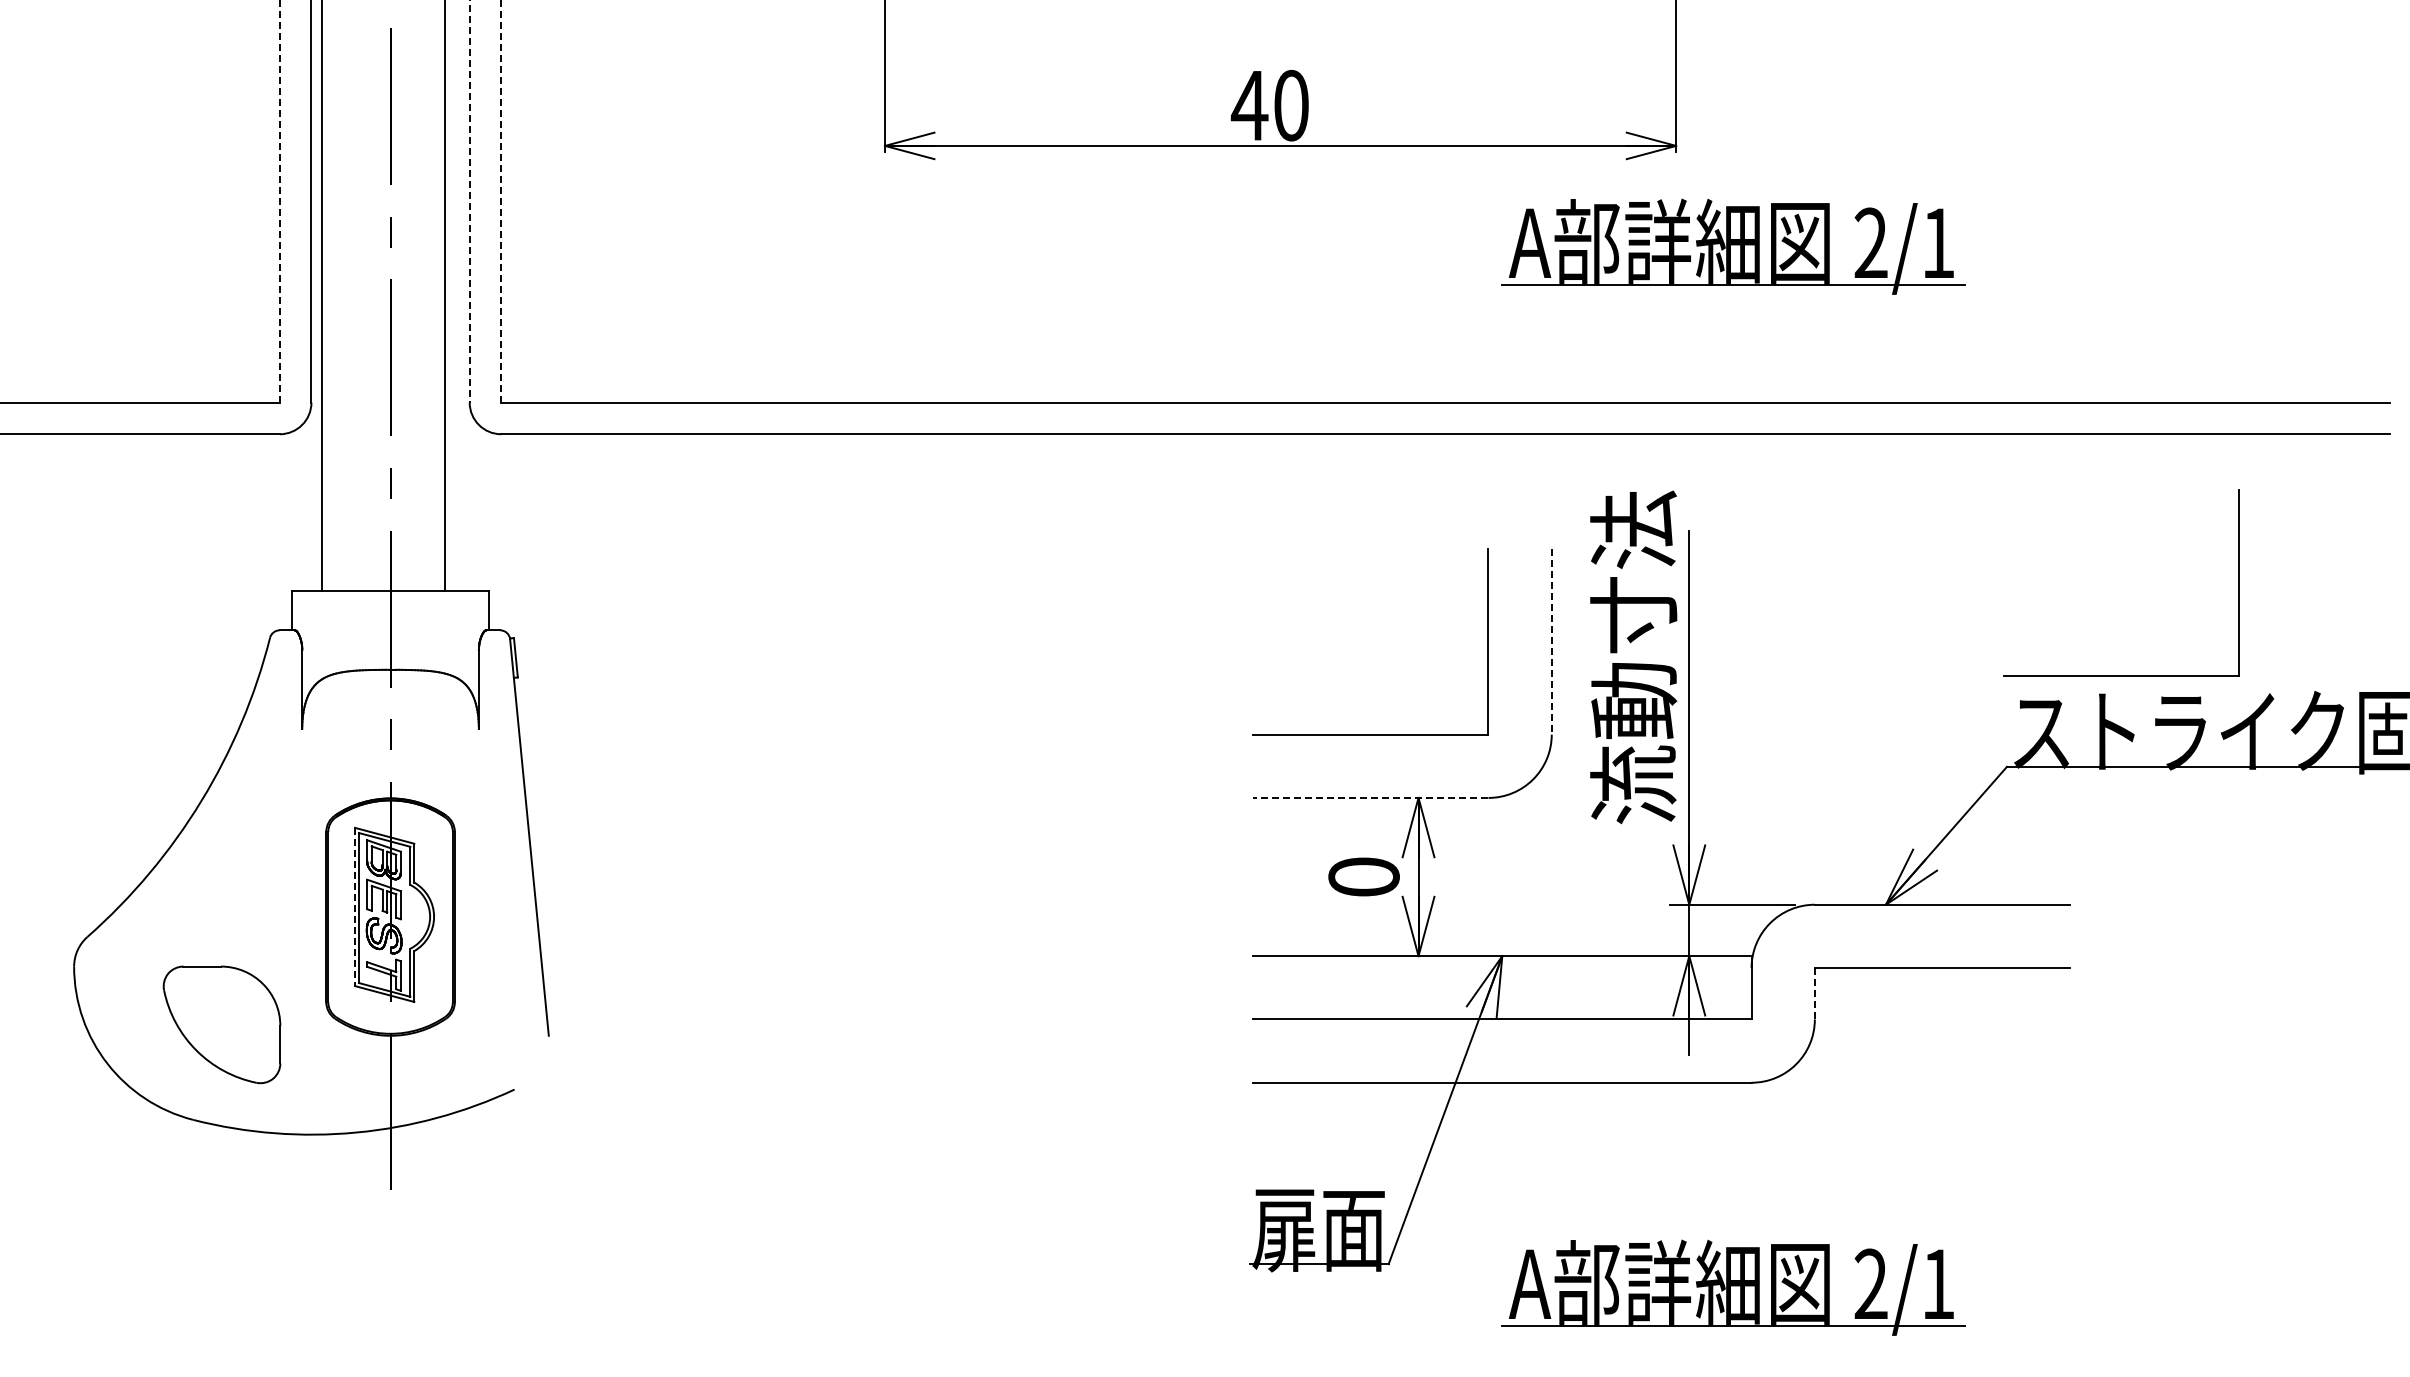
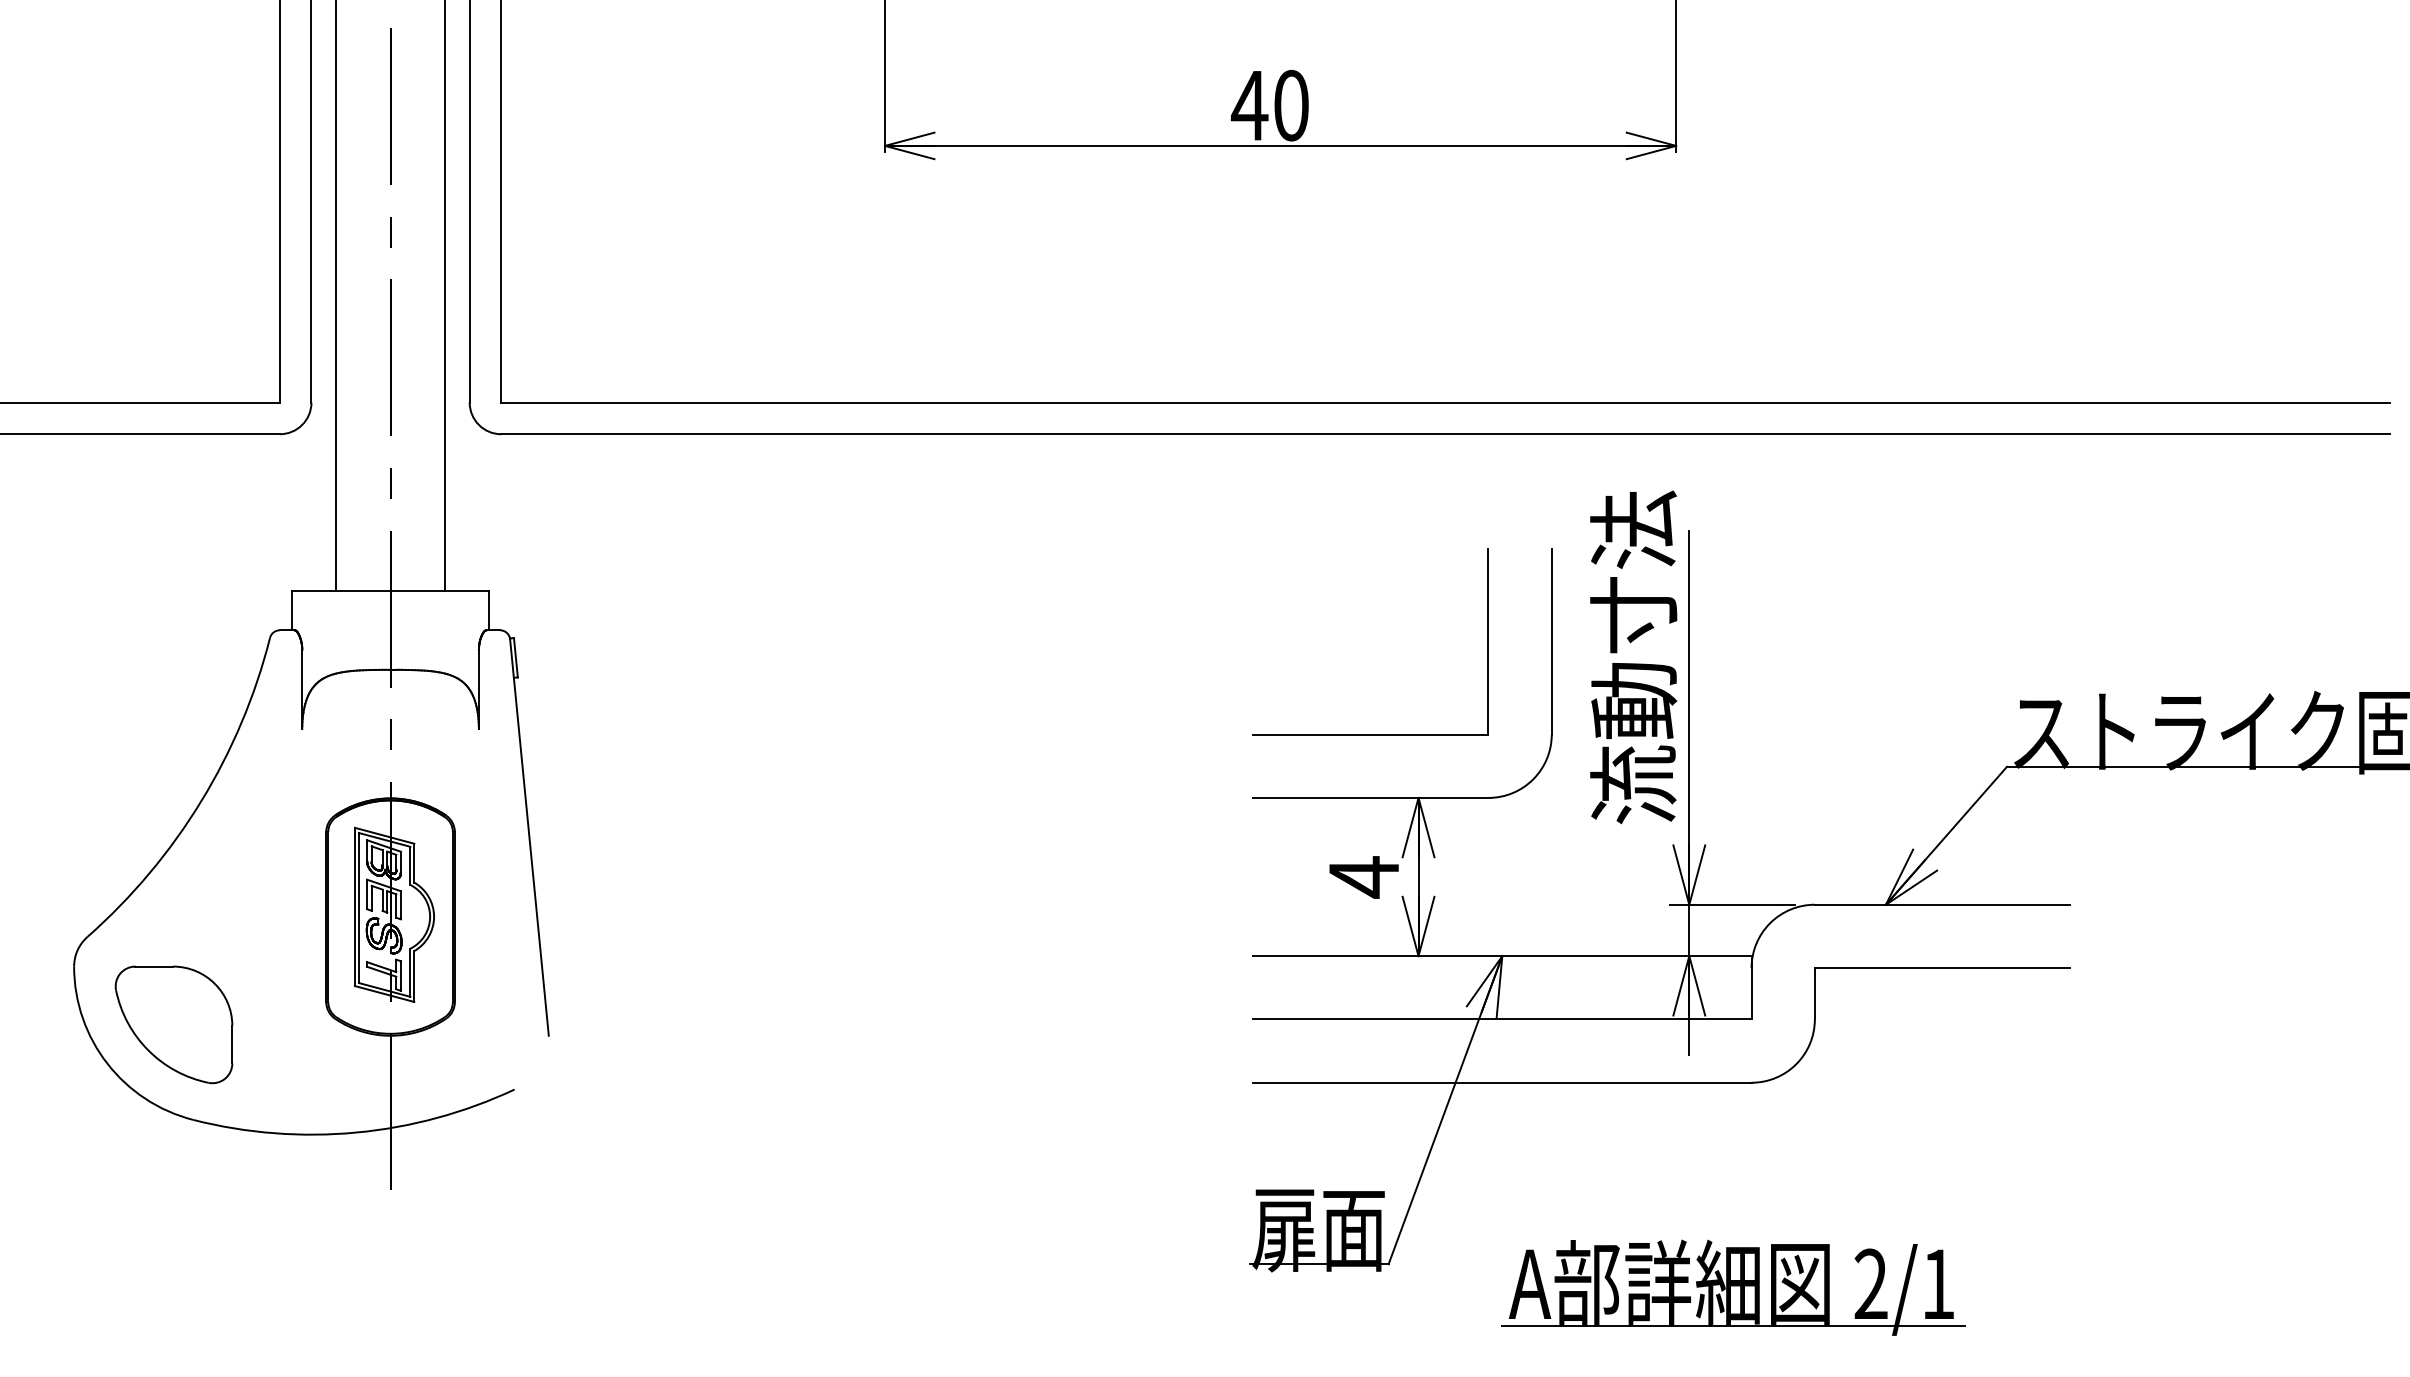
line: dashed -> solid (279, 201)
line: dashed -> solid (469, 201)
line: dashed -> solid (501, 201)
part: present -> none (1733, 246)
line position: (322, 296) -> (336, 296) (336, 296)
line: dashed -> solid (1551, 641)
part: present -> none (2121, 675)
line: dashed -> solid (1370, 797)
text: 0 -> 4 (1363, 877)
line: dashed -> solid (354, 907)
line: dashed -> solid (1814, 993)
part position: (221, 1024) -> (173, 1024) (173, 1024)
